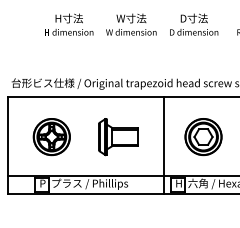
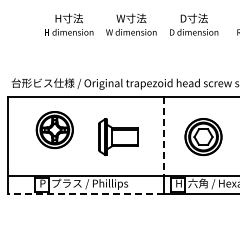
line: solid -> dashed (163, 136)
part position: (51, 137) -> (54, 130) (54, 130)
line: solid -> dashed (85, 193)
